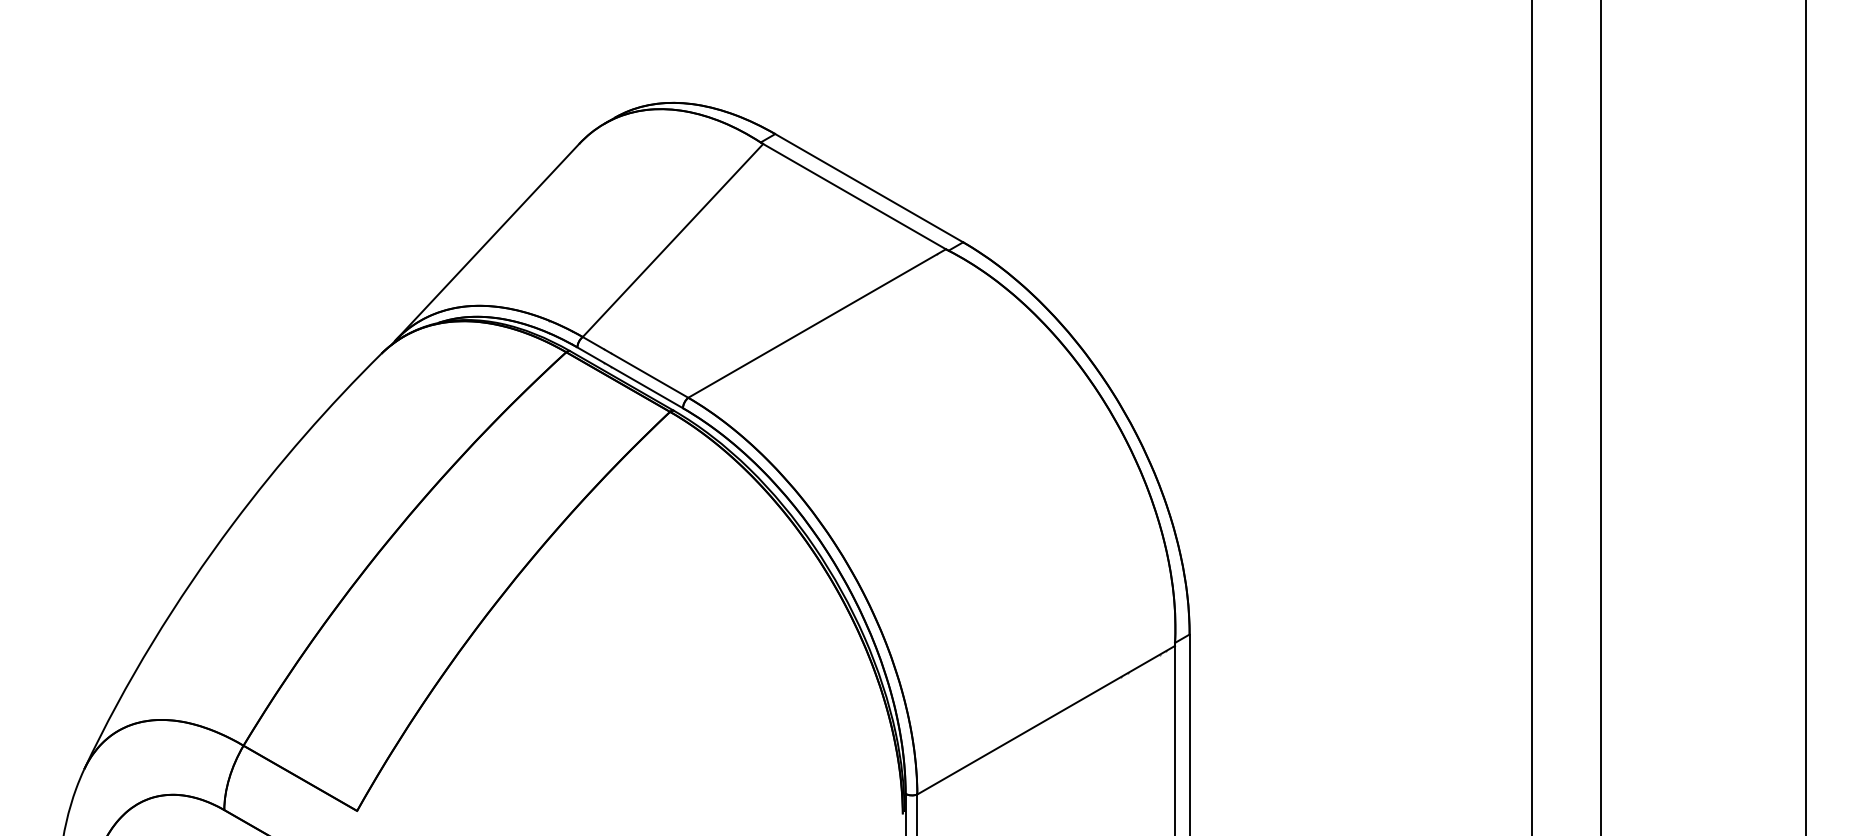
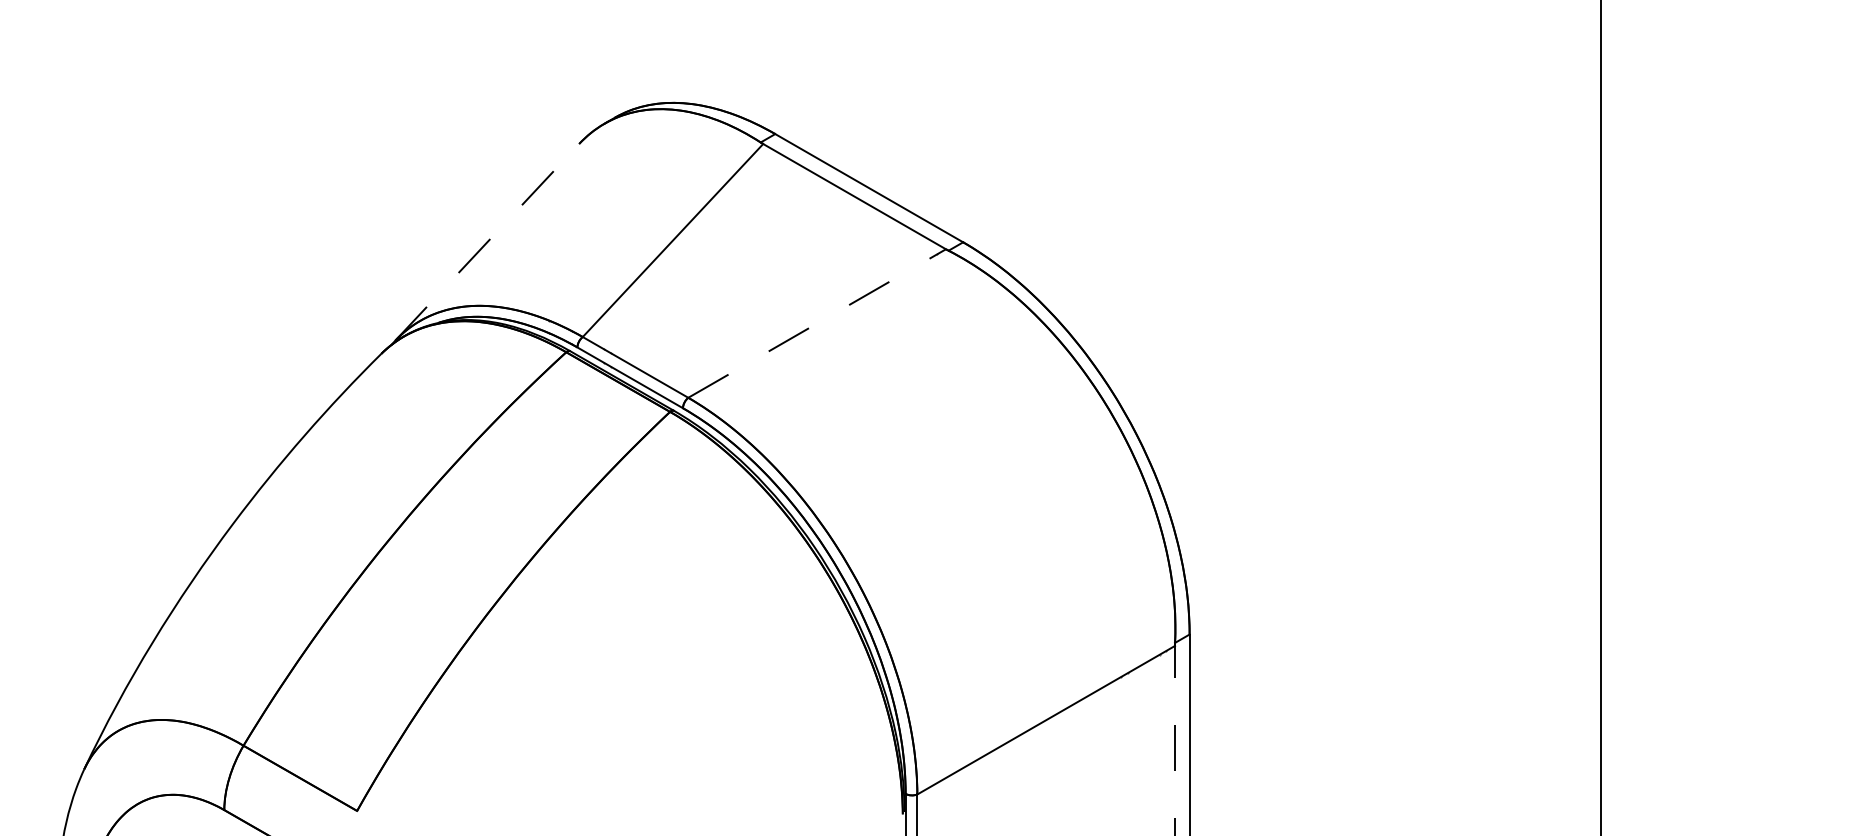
line: solid -> dashed (487, 242)
line: solid -> dashed (817, 323)
line: present -> none (1532, 417)
line: present -> none (1806, 417)
line: solid -> dashed (1175, 740)
